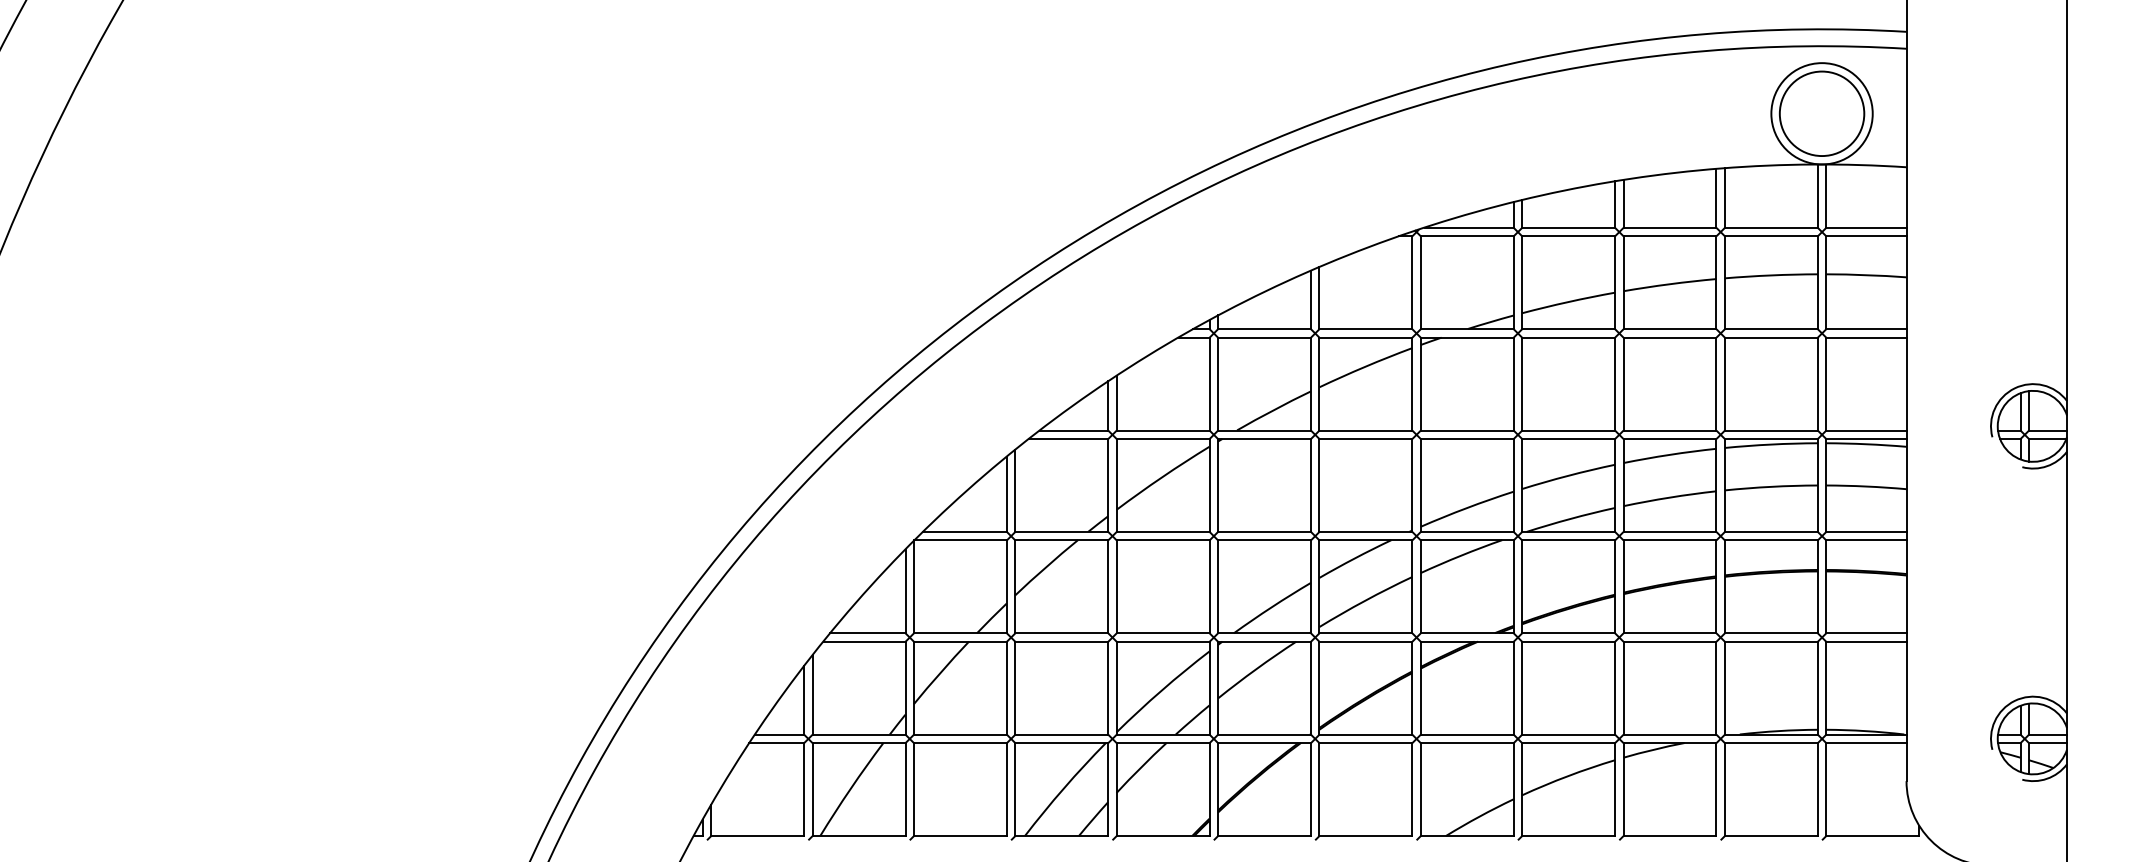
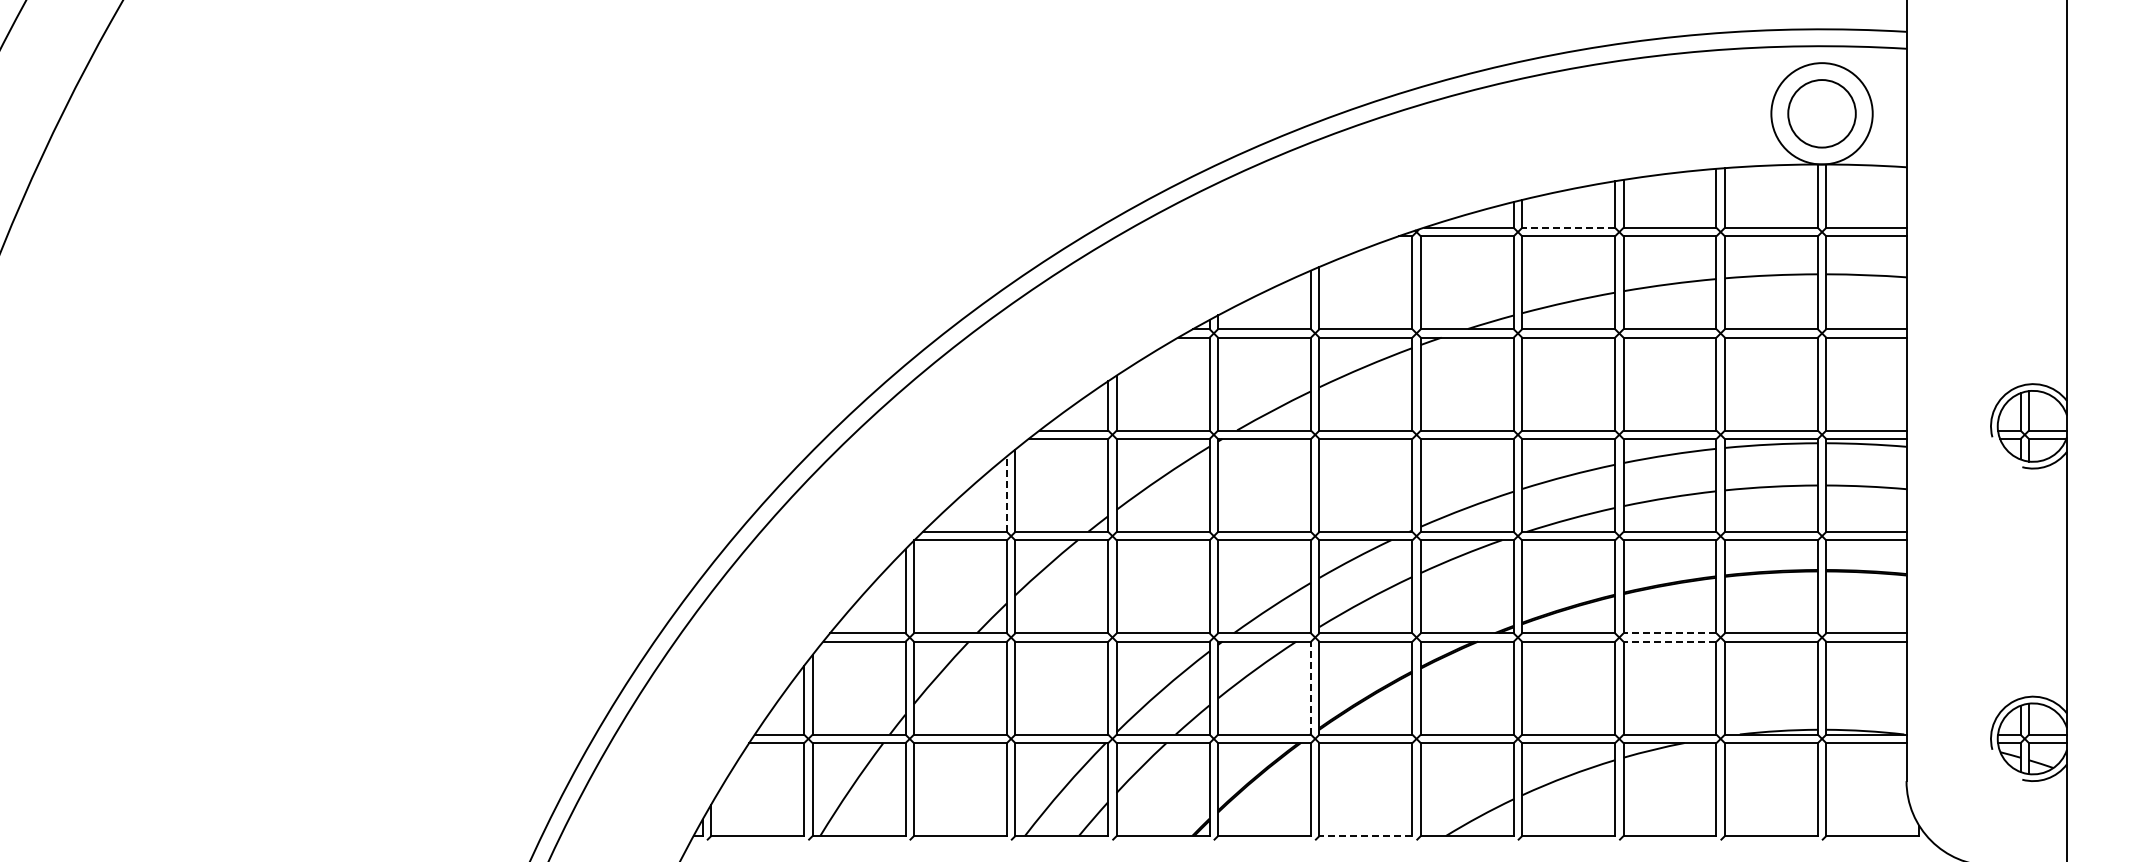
circle diameter: 84 px -> 68 px (1821, 113)
line: solid -> dashed (1568, 227)
line: solid -> dashed (1006, 494)
line: solid -> dashed (1669, 633)
line: solid -> dashed (1669, 641)
line: solid -> dashed (1311, 687)
line: solid -> dashed (1365, 836)
